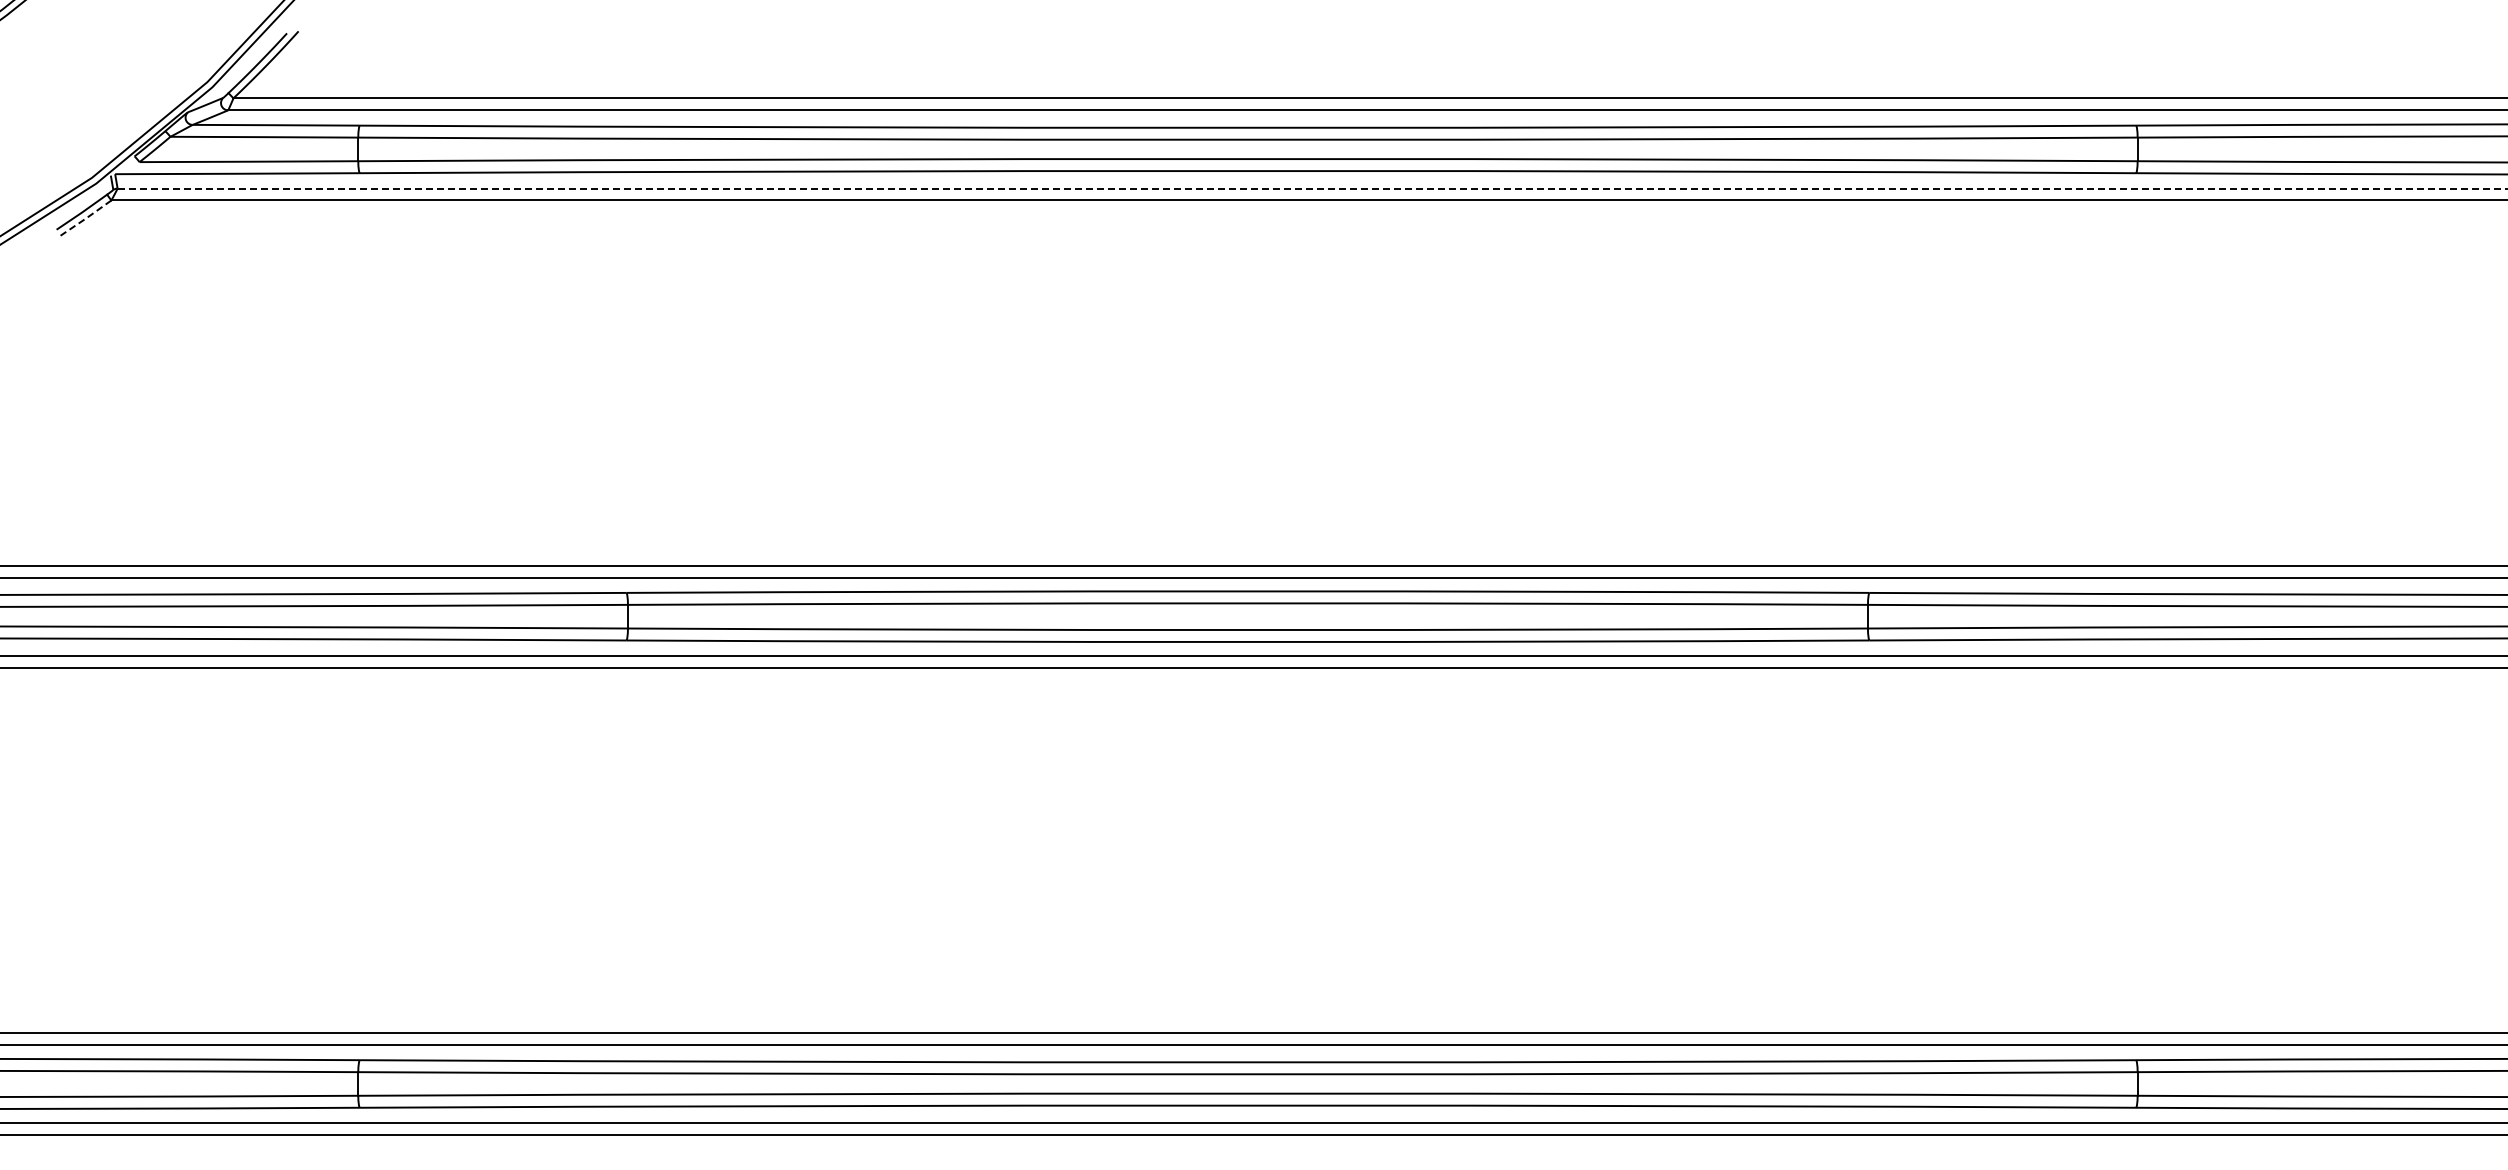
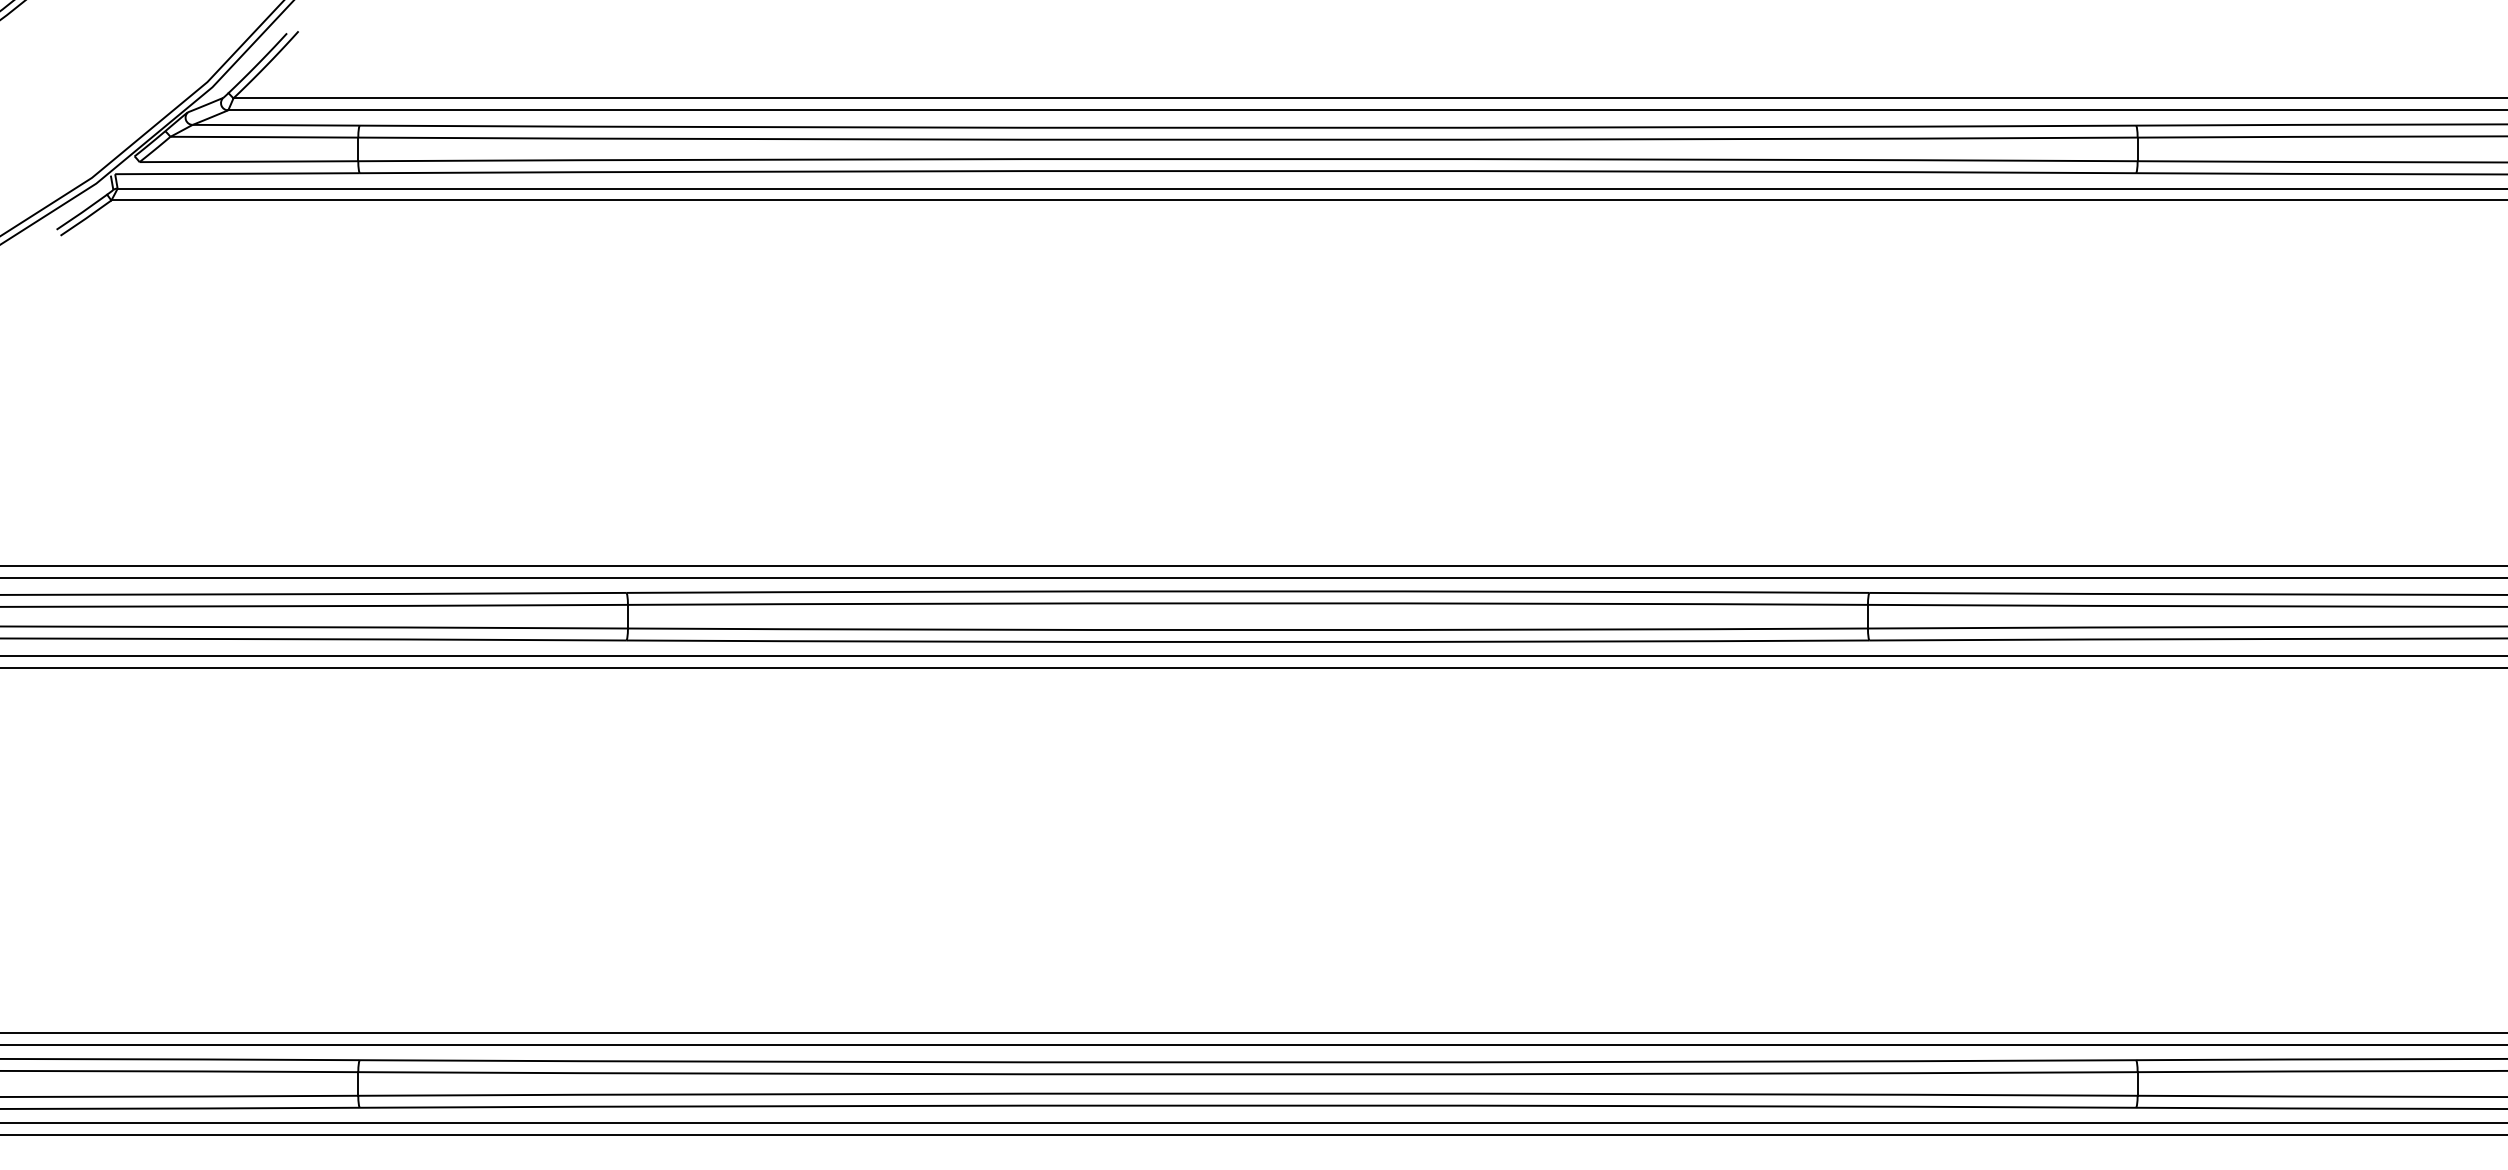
line: dashed -> solid (1312, 188)
line: dashed -> solid (86, 218)
